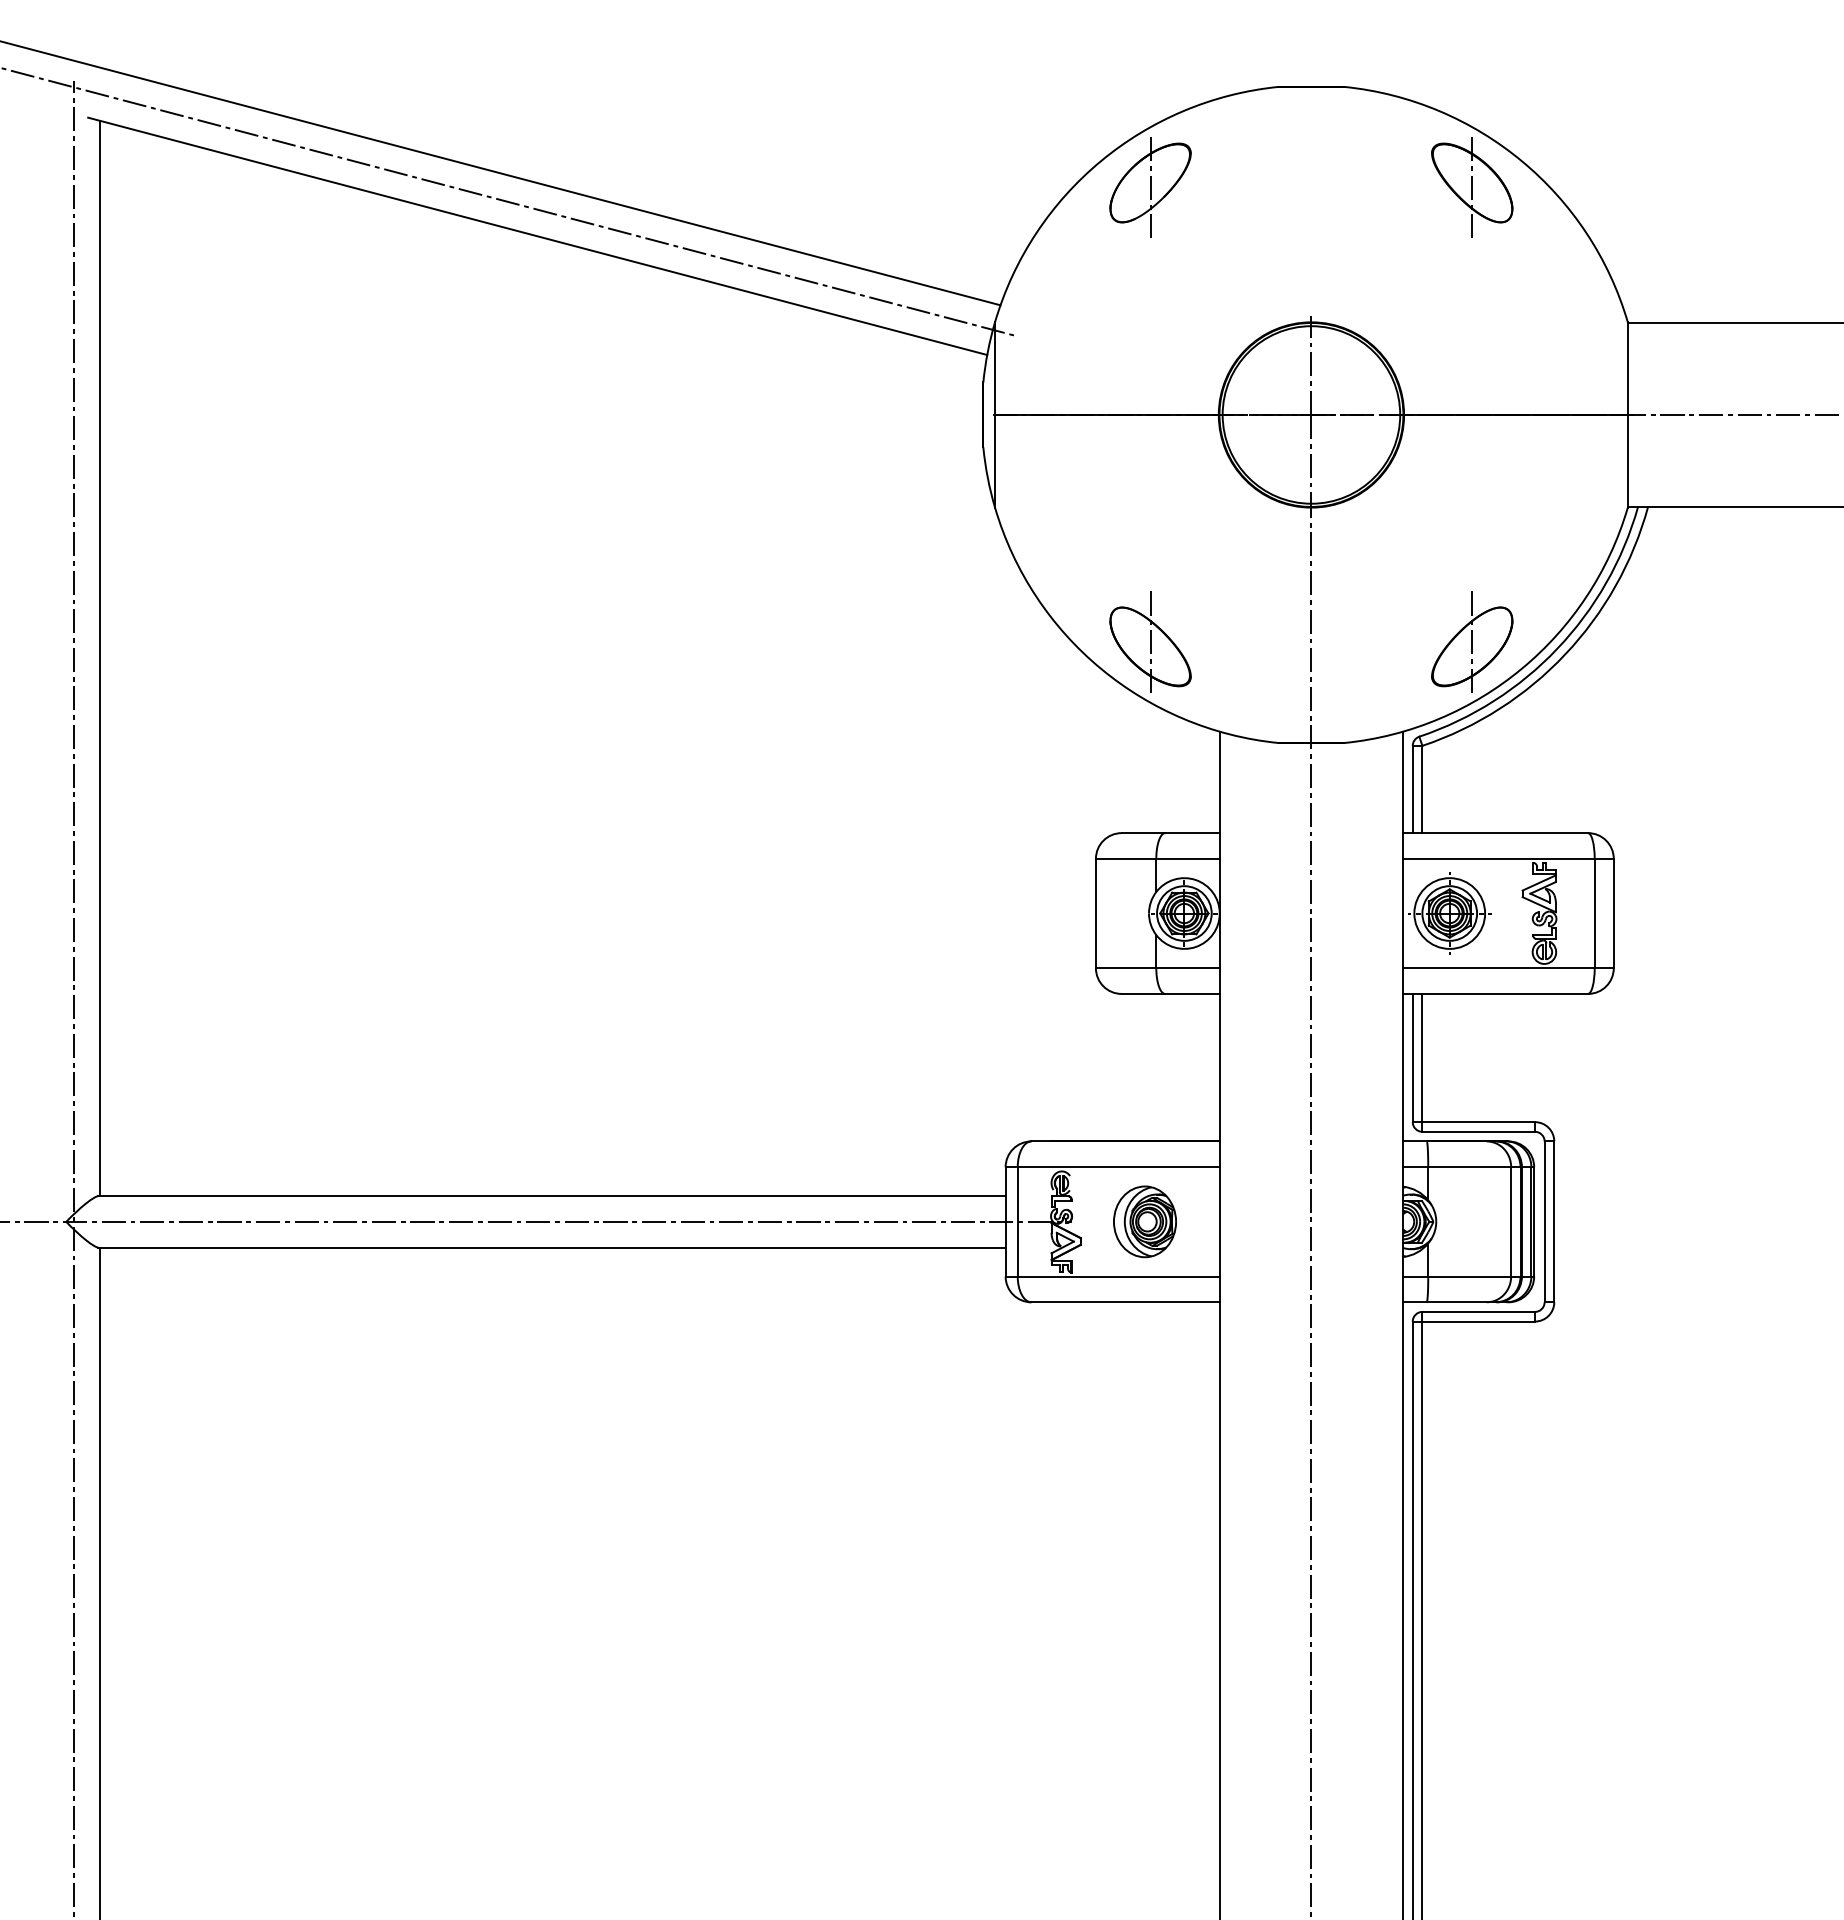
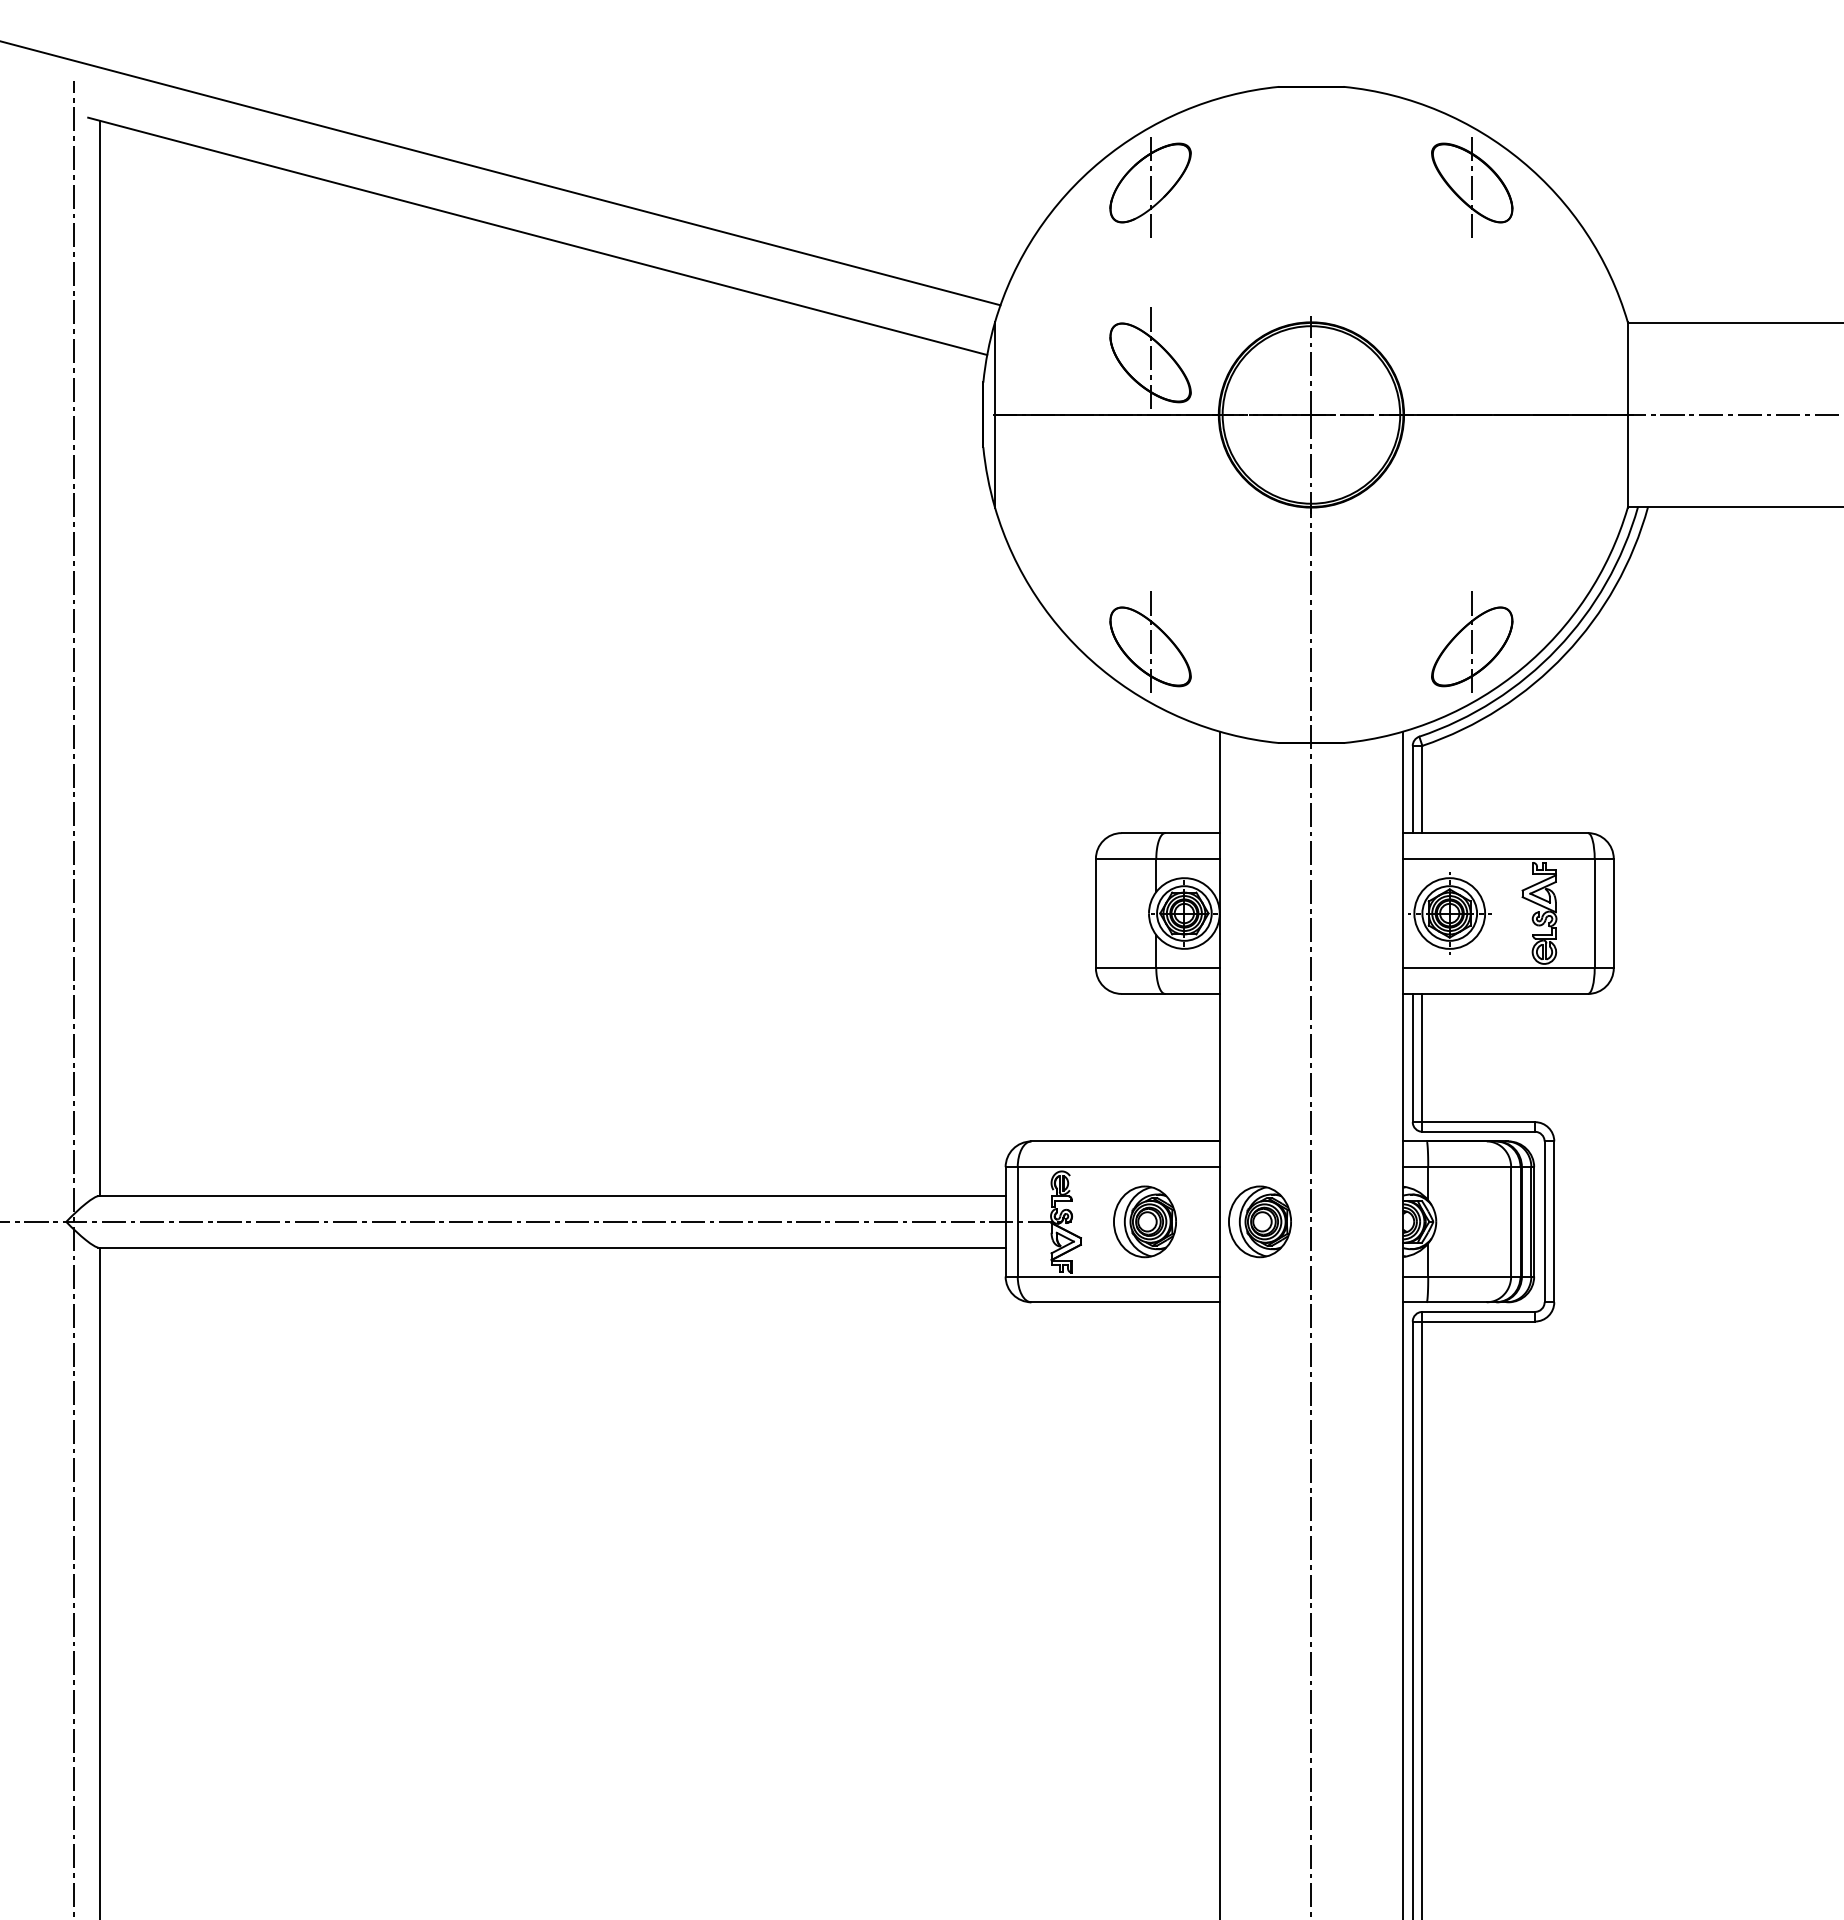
line: present -> none (510, 202)
part: none -> present (1150, 357)
part: none -> present (1259, 1221)
